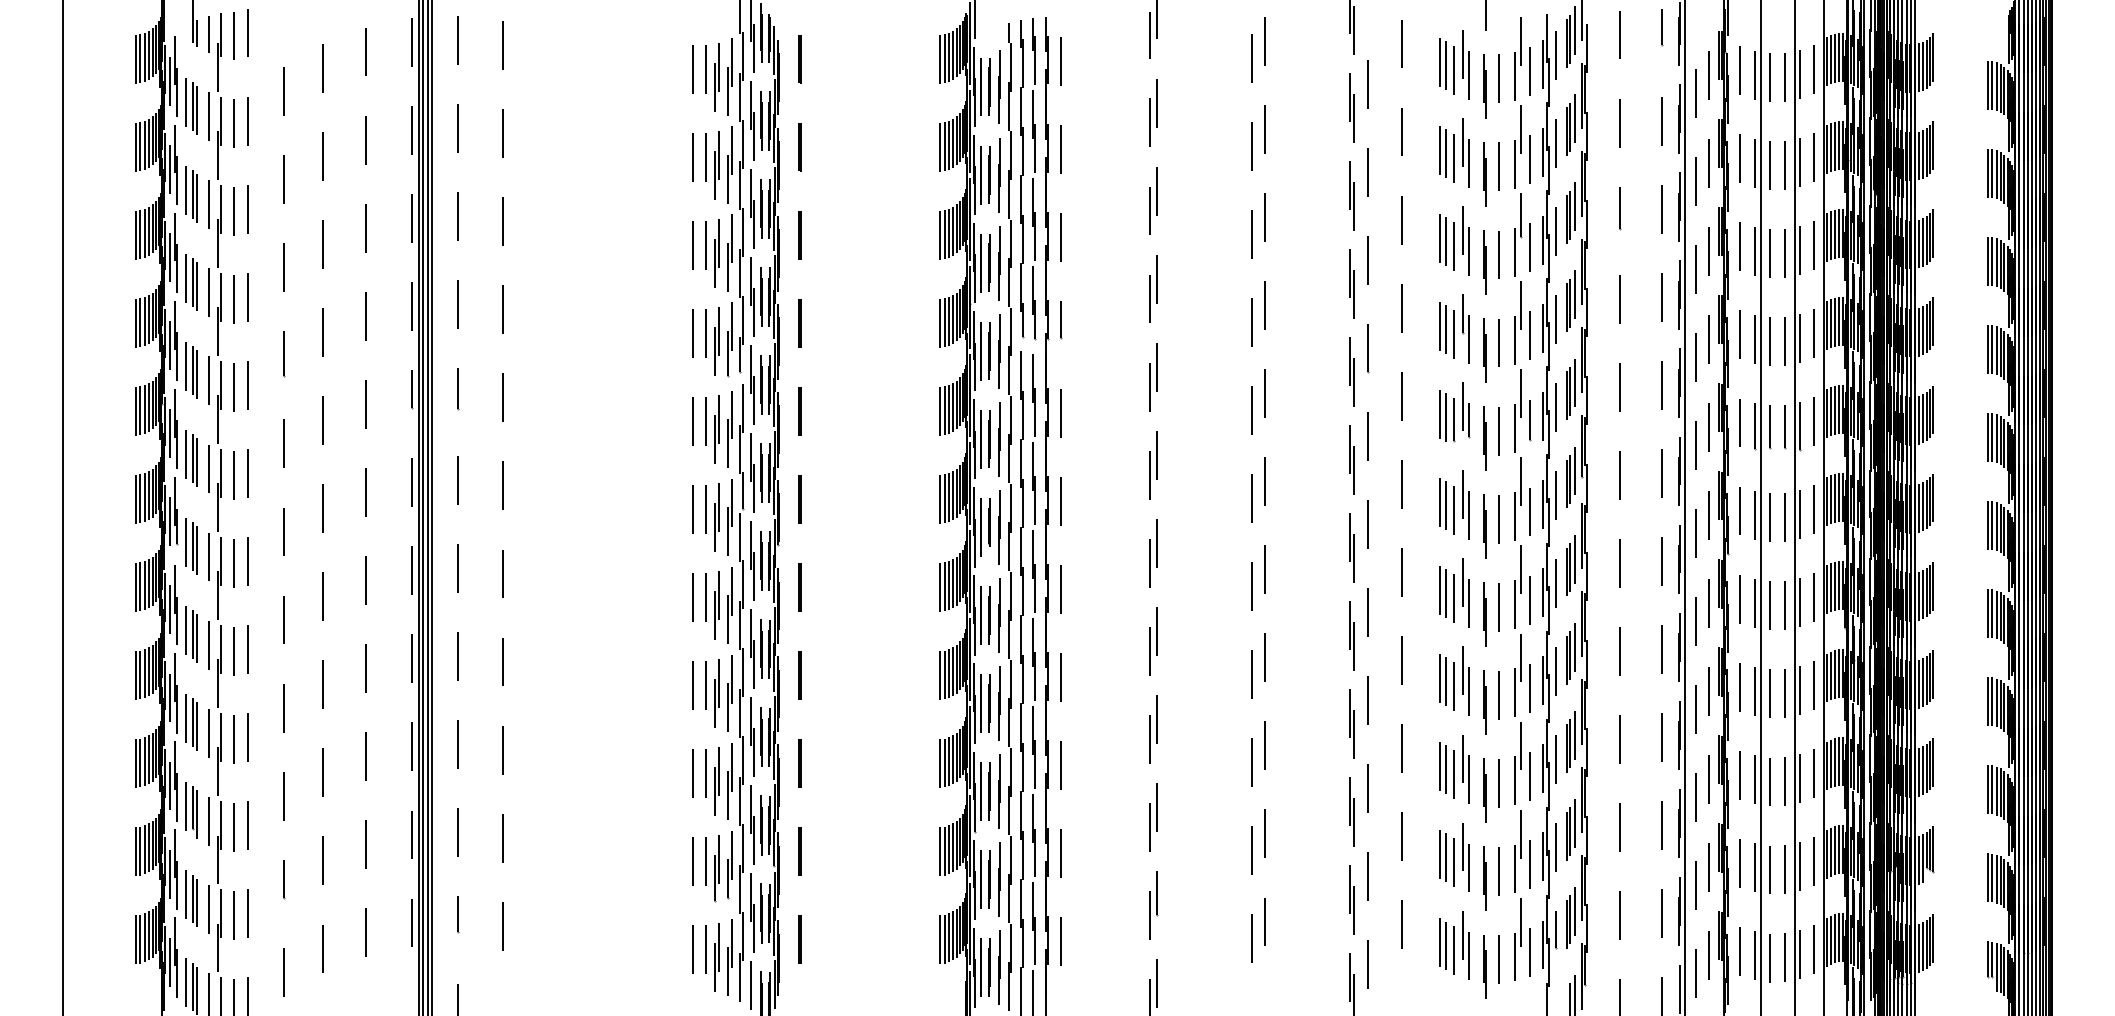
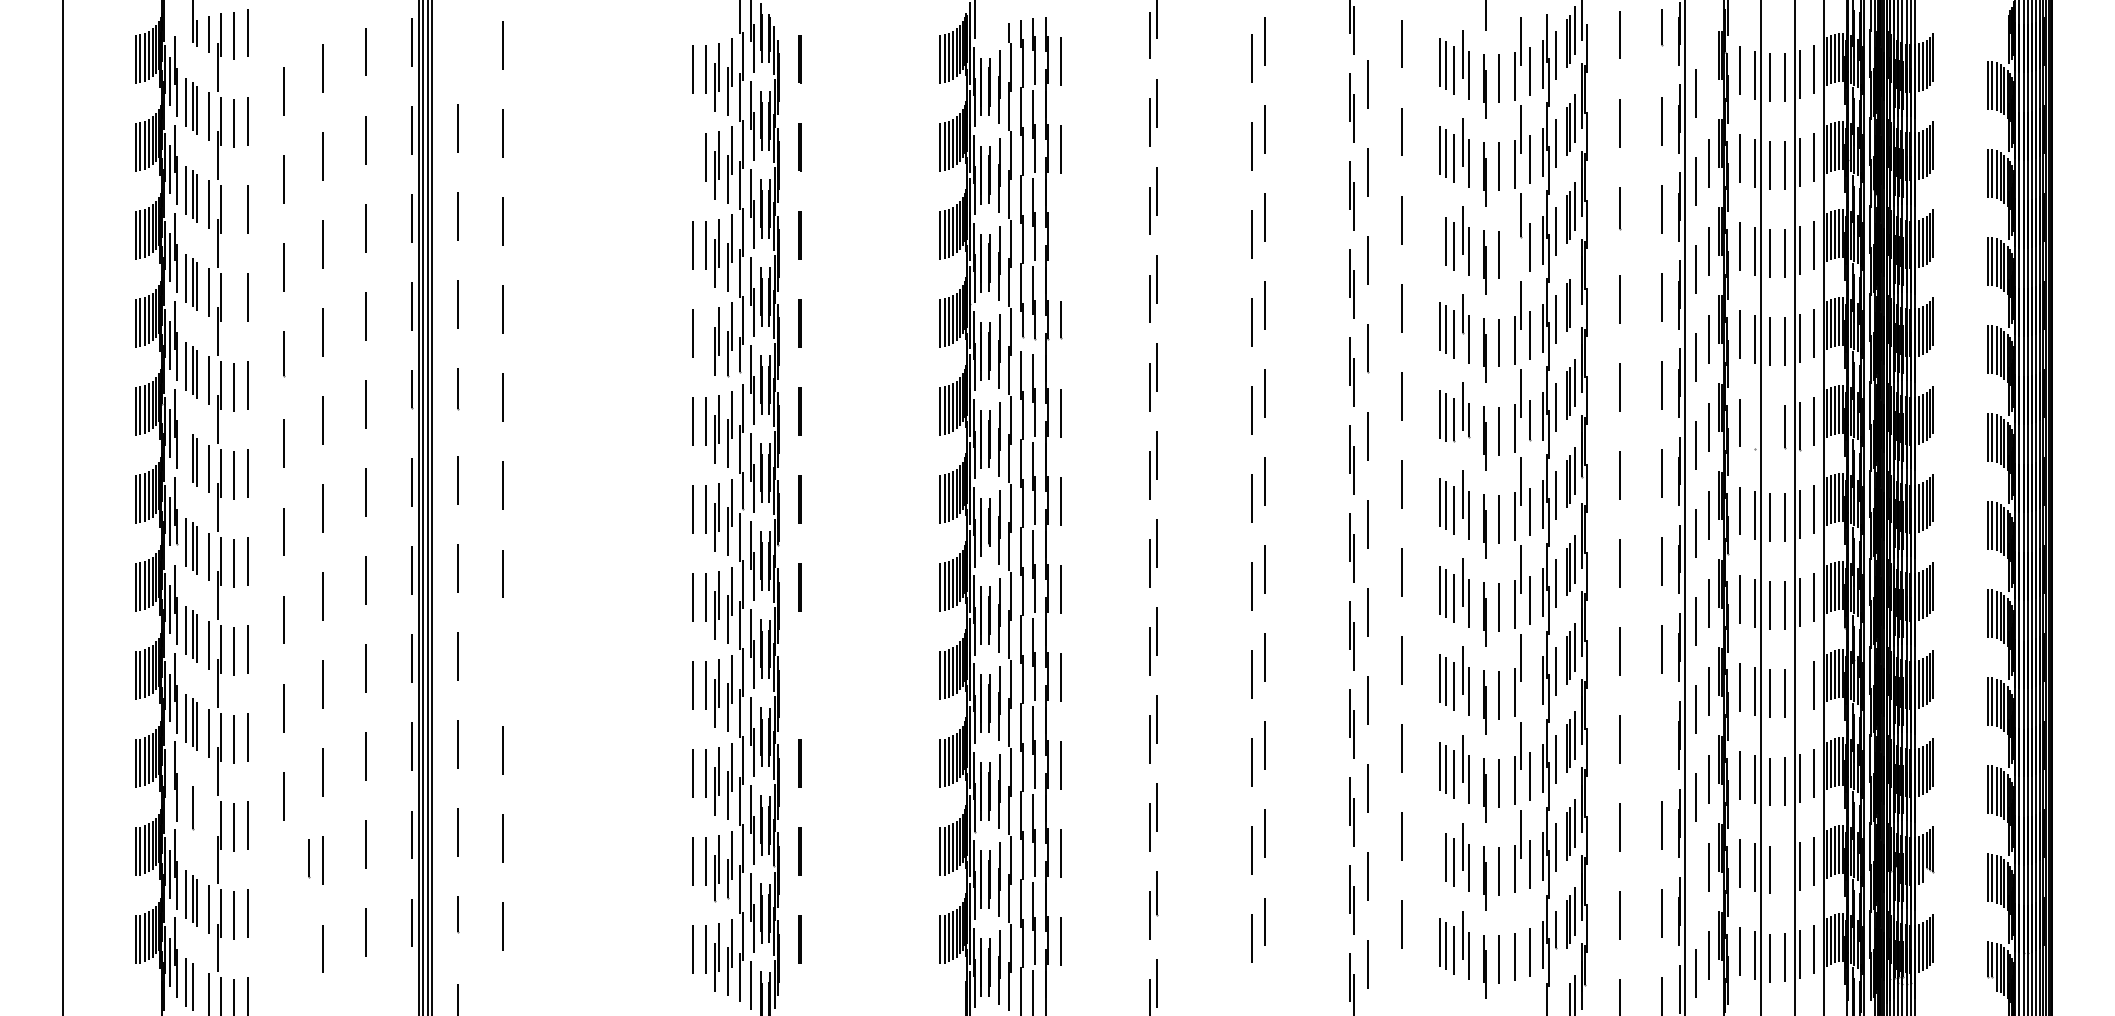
line: present -> none (457, 39)
line: present -> none (1708, 74)
line: present -> none (693, 157)
line: present -> none (234, 210)
line: present -> none (1060, 237)
line: present -> none (1440, 238)
line: present -> none (1514, 252)
line: present -> none (1575, 294)
line: present -> none (234, 298)
line: present -> none (706, 333)
line: present -> none (1754, 426)
line: present -> none (1770, 427)
line: present -> none (186, 454)
line: present -> none (503, 661)
line: present -> none (799, 675)
line: present -> none (1529, 687)
line: present -> none (1799, 690)
line: present -> none (1662, 736)
line: present -> none (170, 785)
line: present -> none (186, 806)
line: present -> none (196, 814)
line: present -> none (208, 821)
line: present -> none (1440, 854)
line: present -> none (1784, 869)
line position: (284, 879) -> (309, 858) (309, 858)
line: present -> none (1695, 885)
line: present -> none (1521, 921)
line: present -> none (283, 971)
line: present -> none (196, 989)
